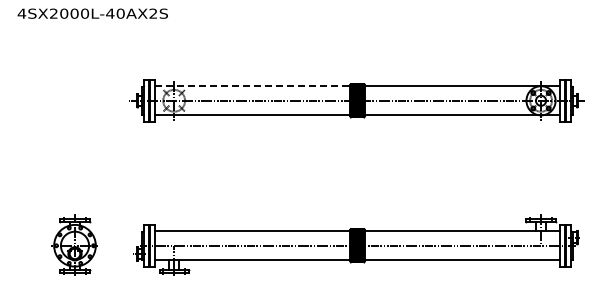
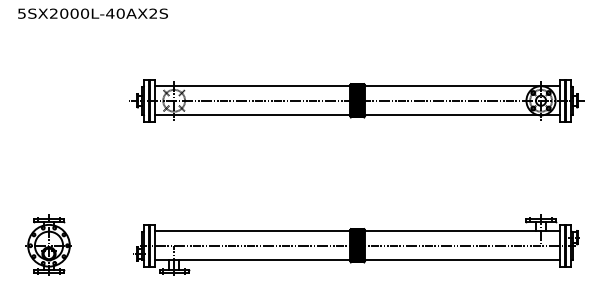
text: 4SX2000L-40AX2S -> 5SX2000L-40AX2S (21, 13)
line: dashed -> solid (252, 86)
part position: (74, 244) -> (48, 244) (48, 244)
